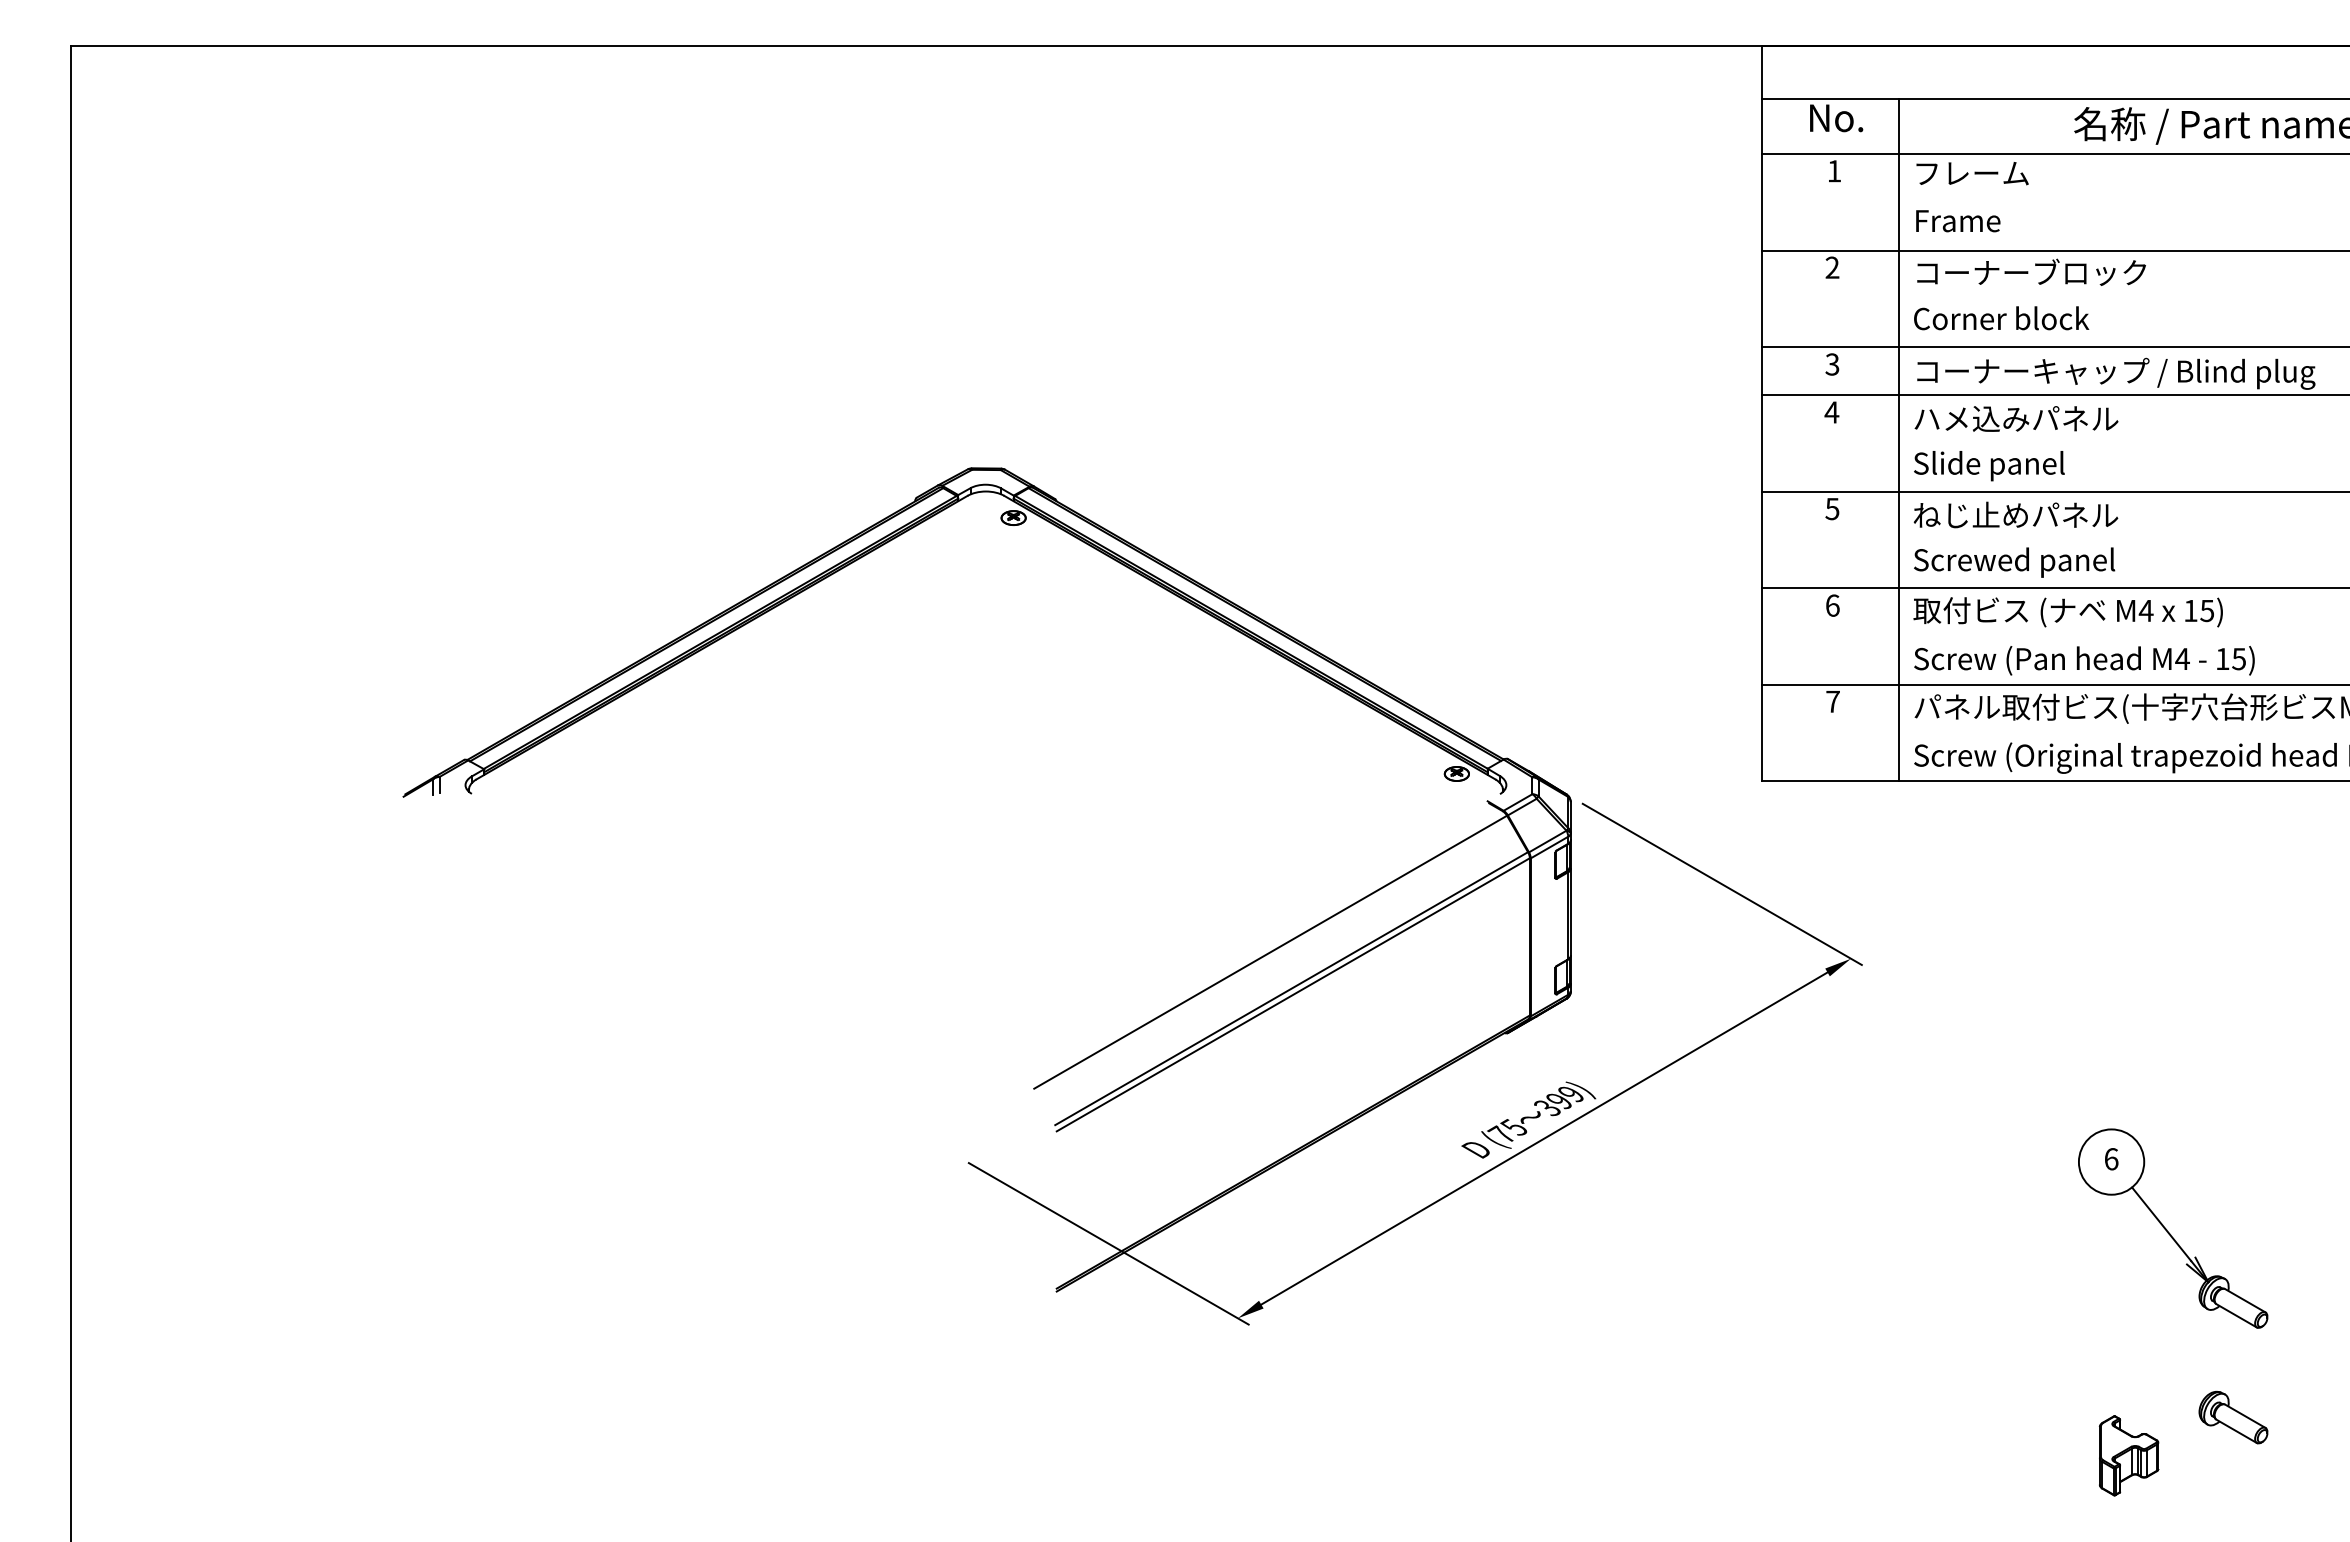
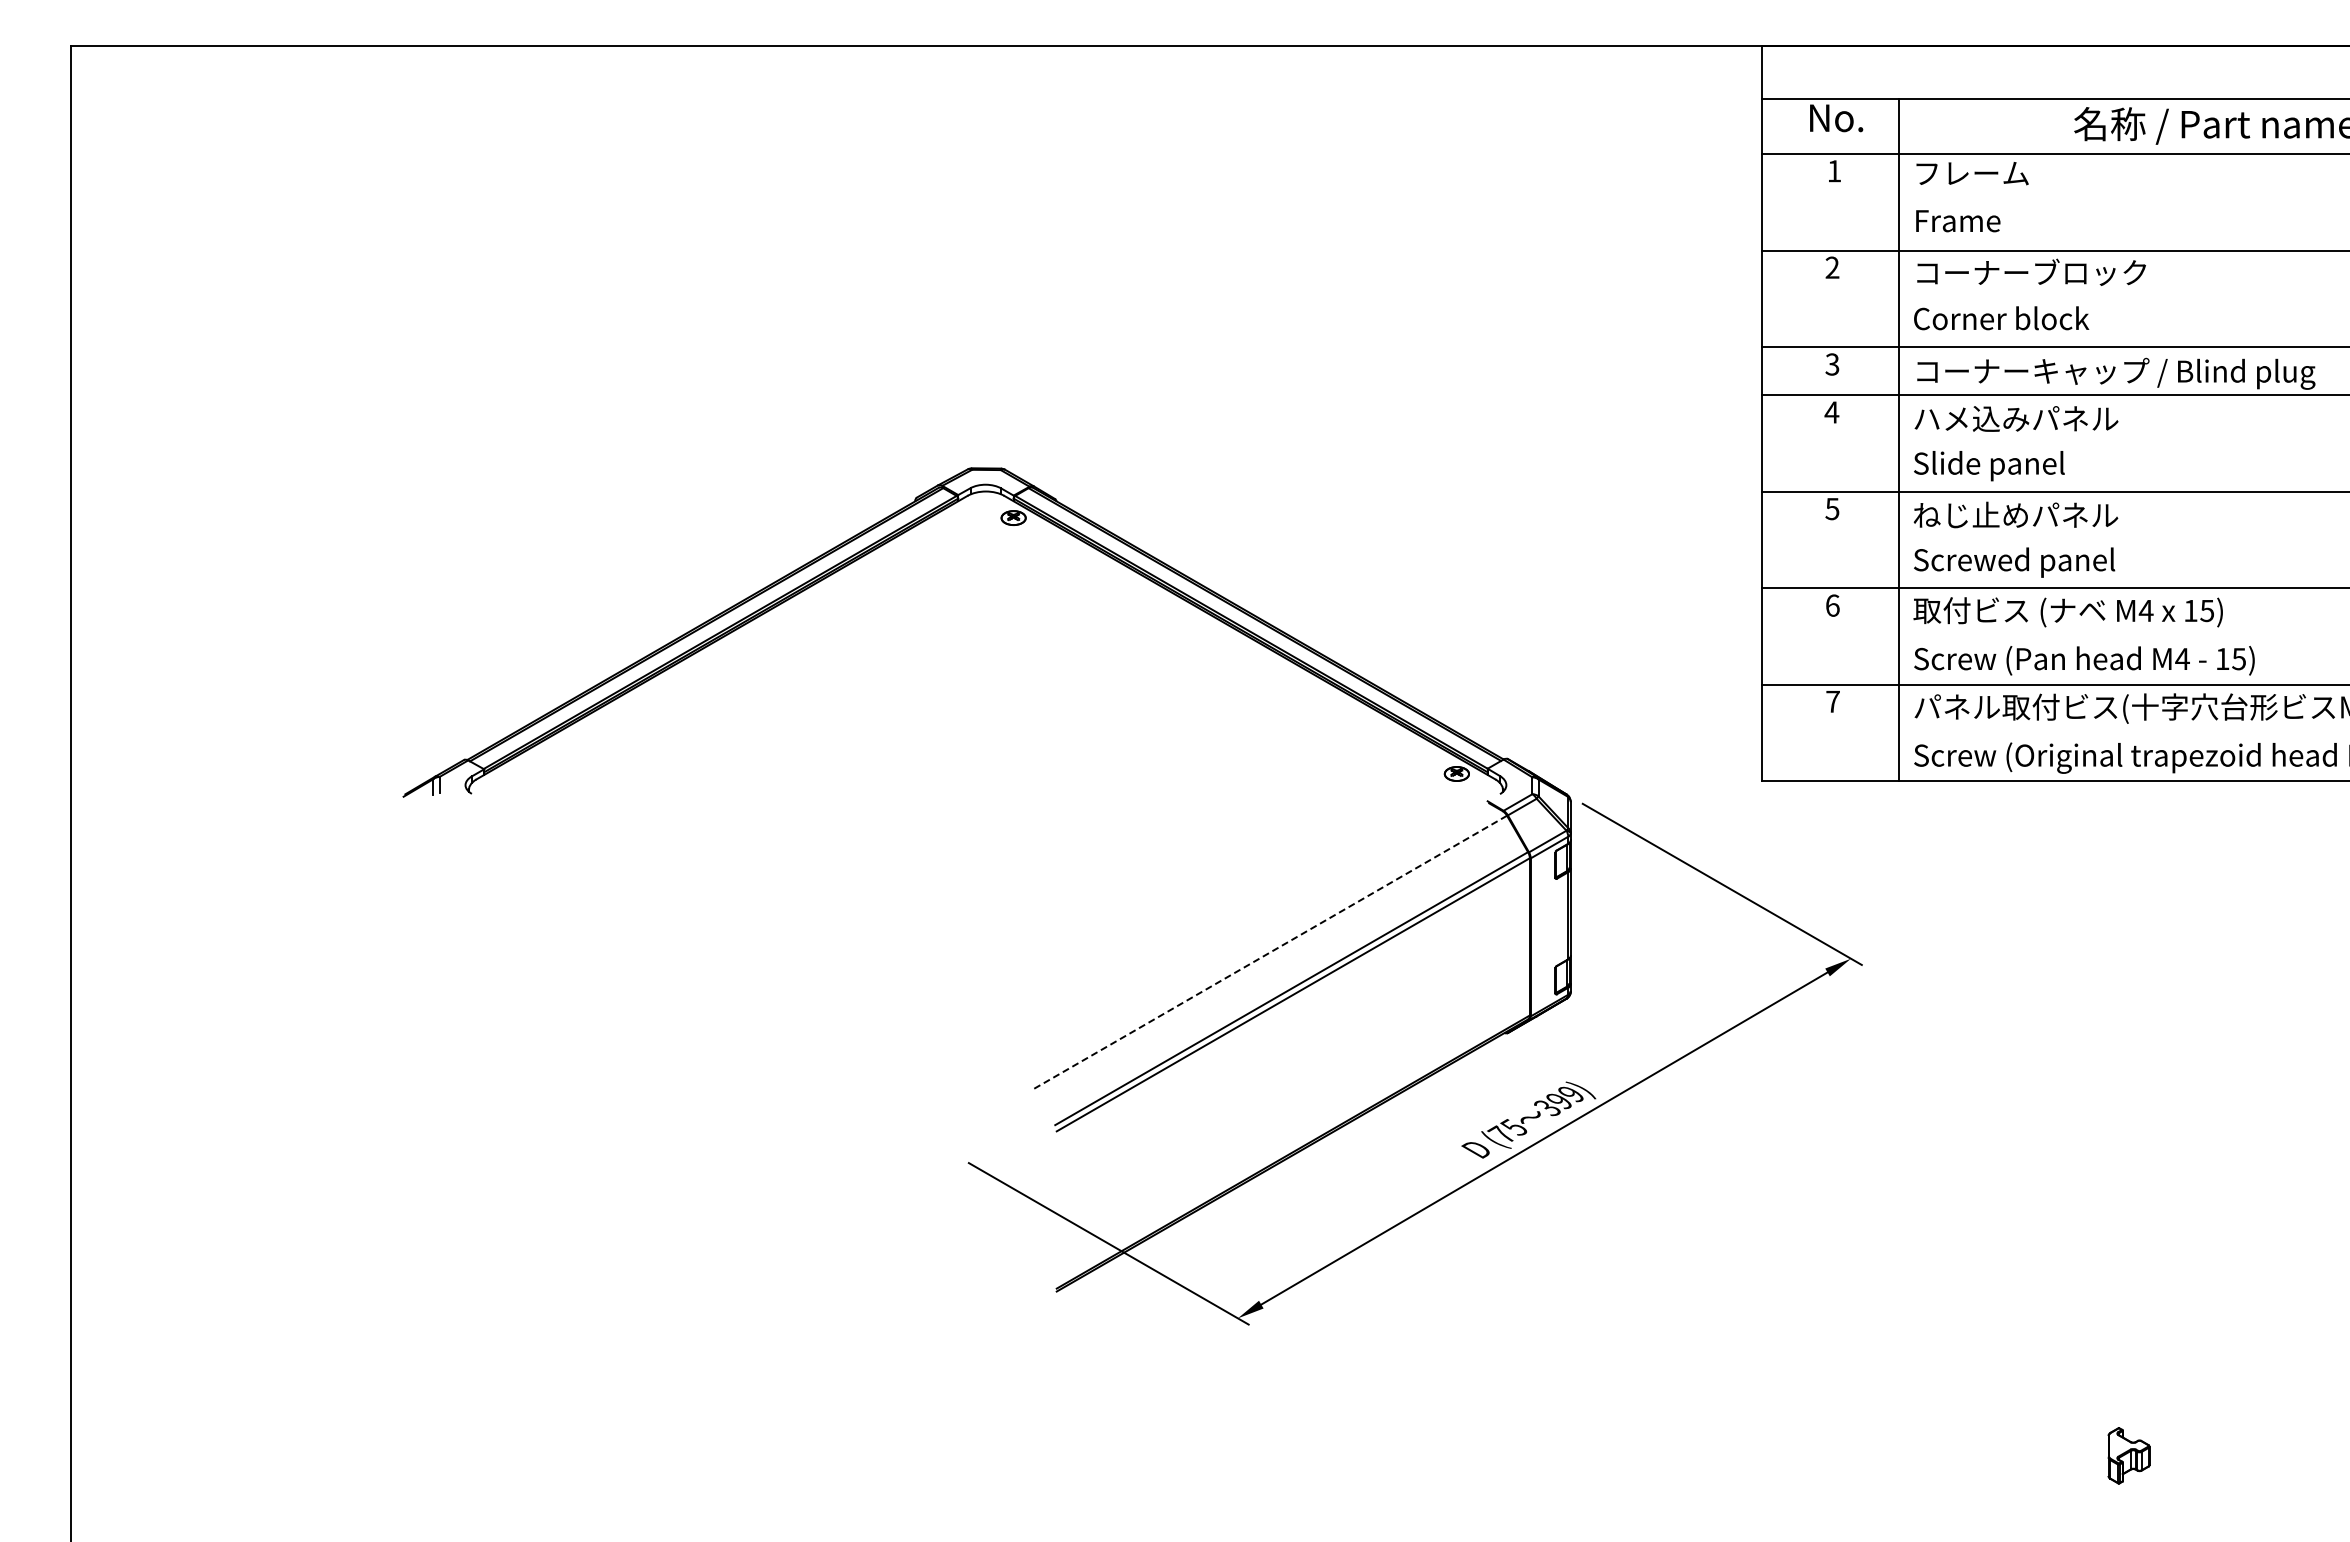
line: solid -> dashed (1270, 952)
part: present -> none (2173, 1228)
part: present -> none (2233, 1417)
part size: 62x82 px -> 44x58 px (2128, 1455)
